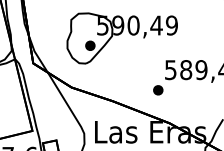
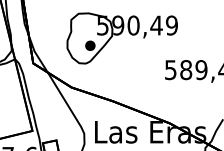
part: present -> none (158, 90)
